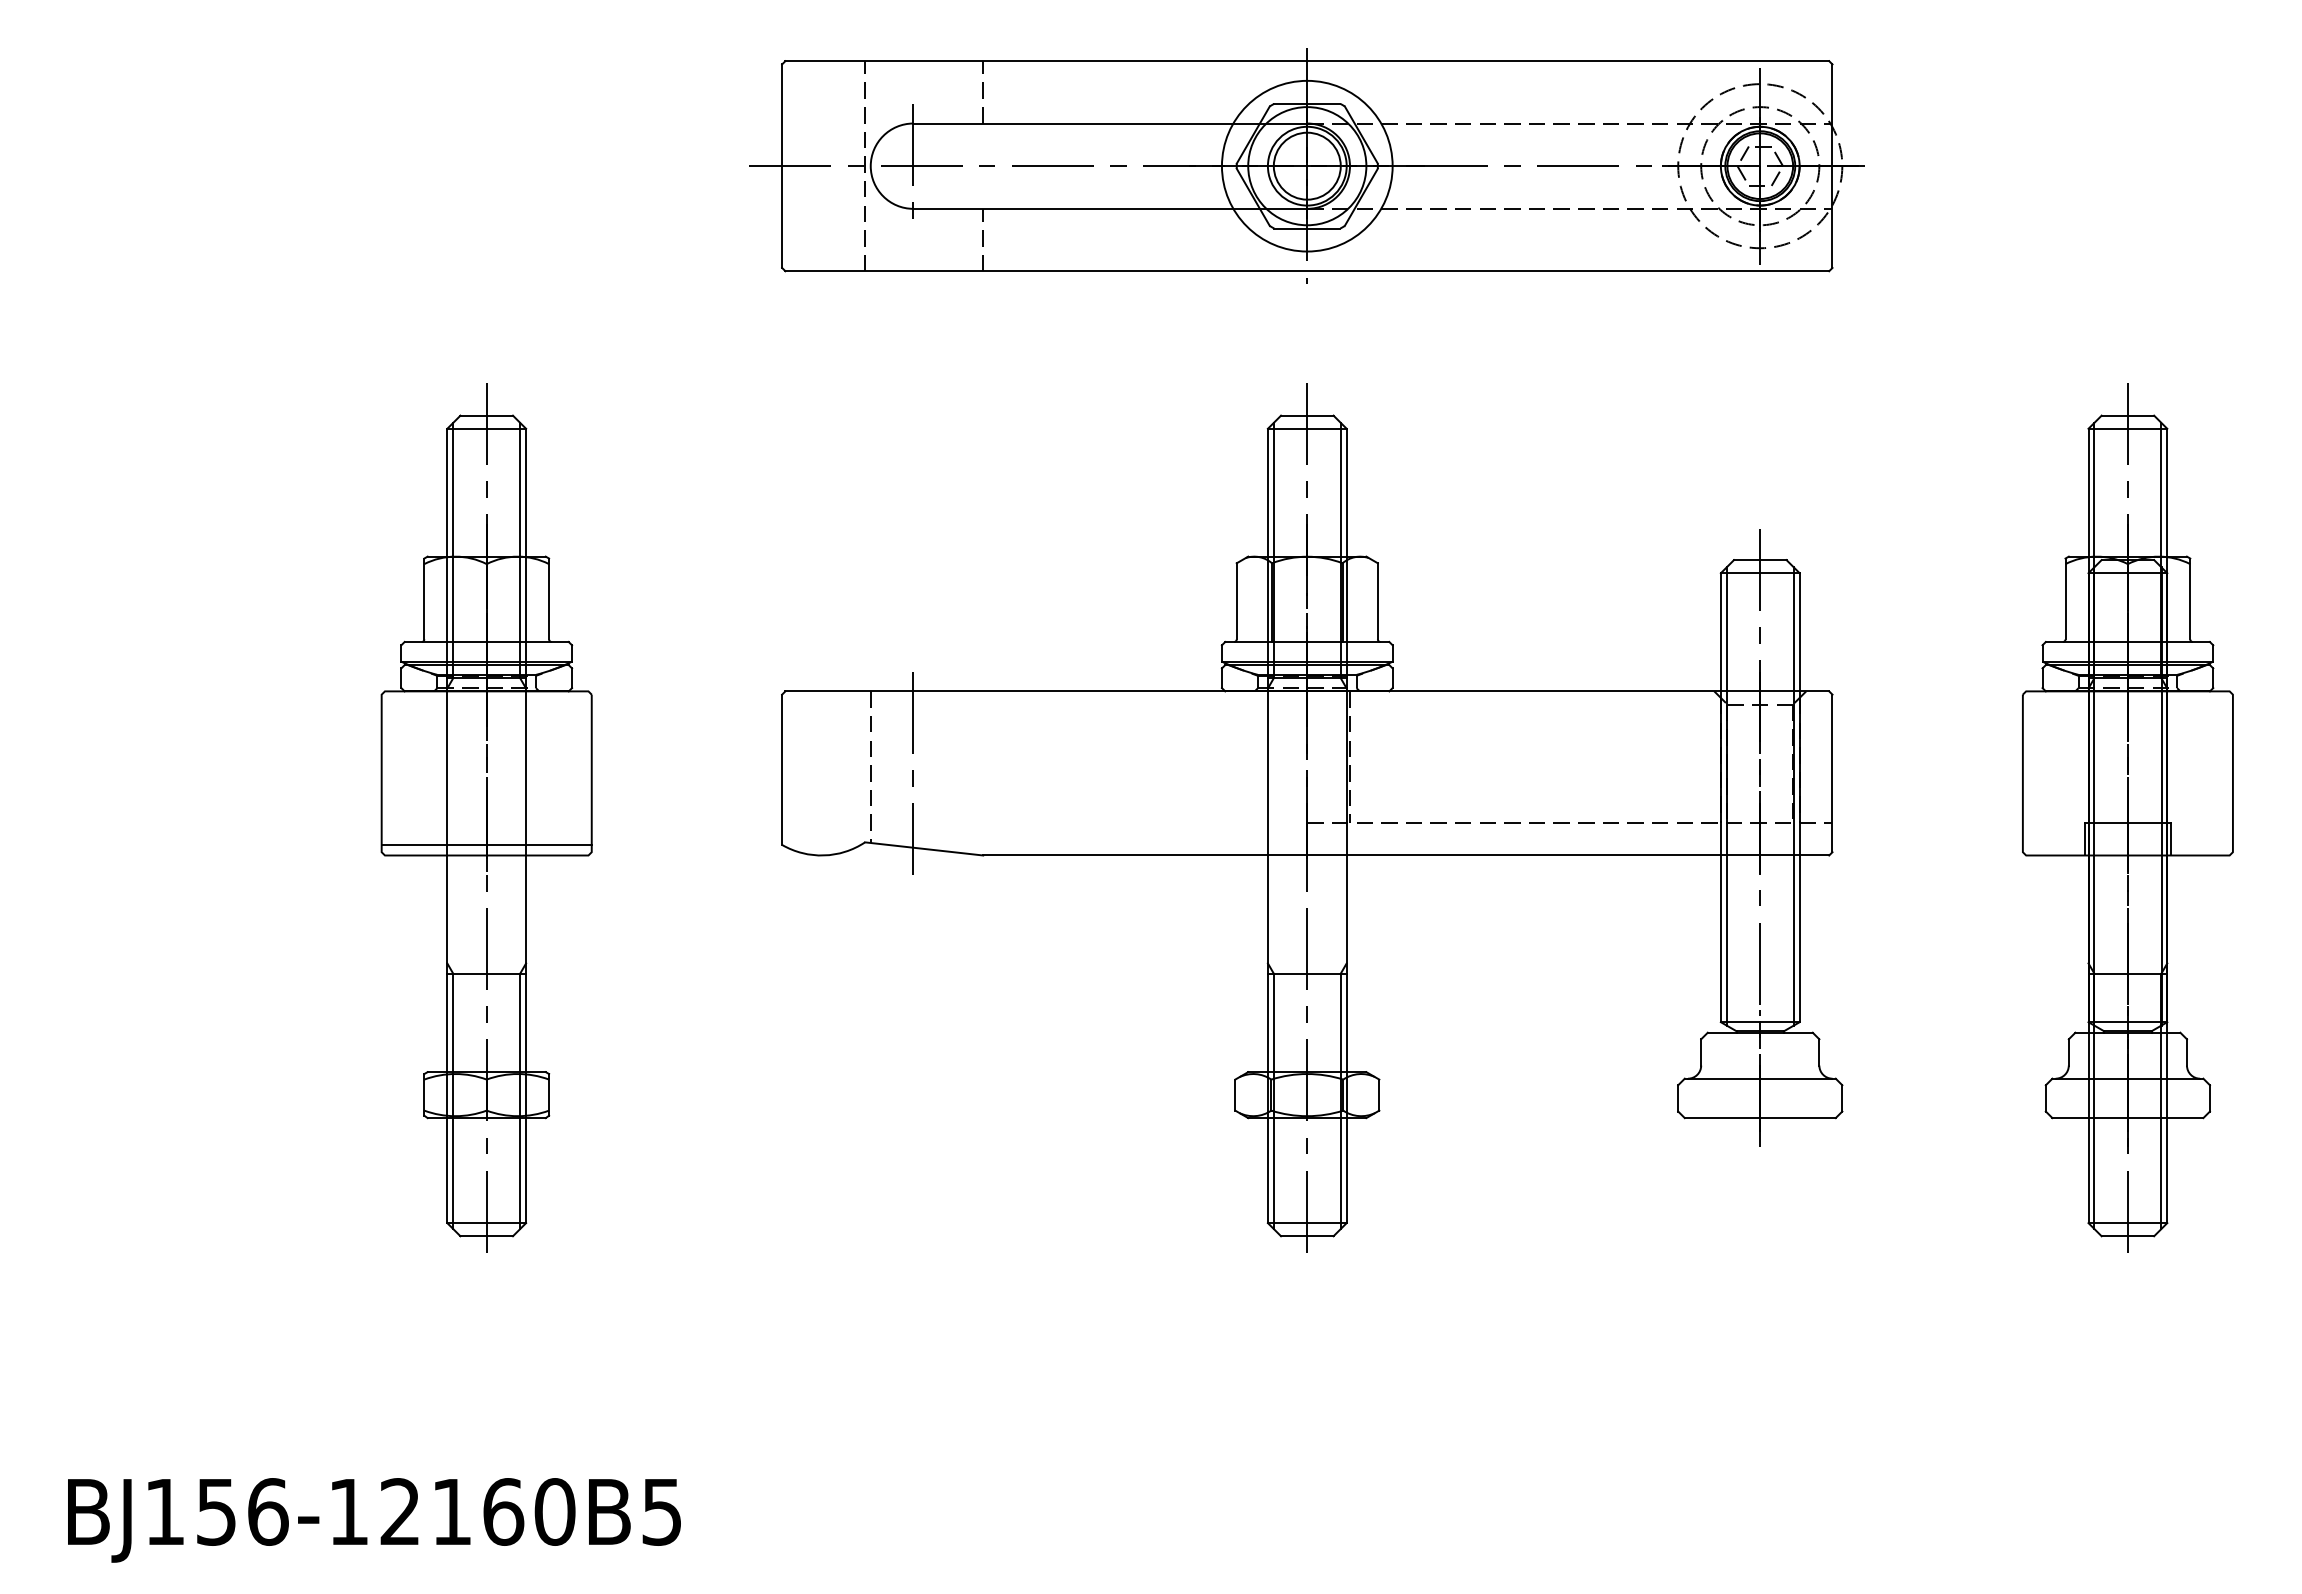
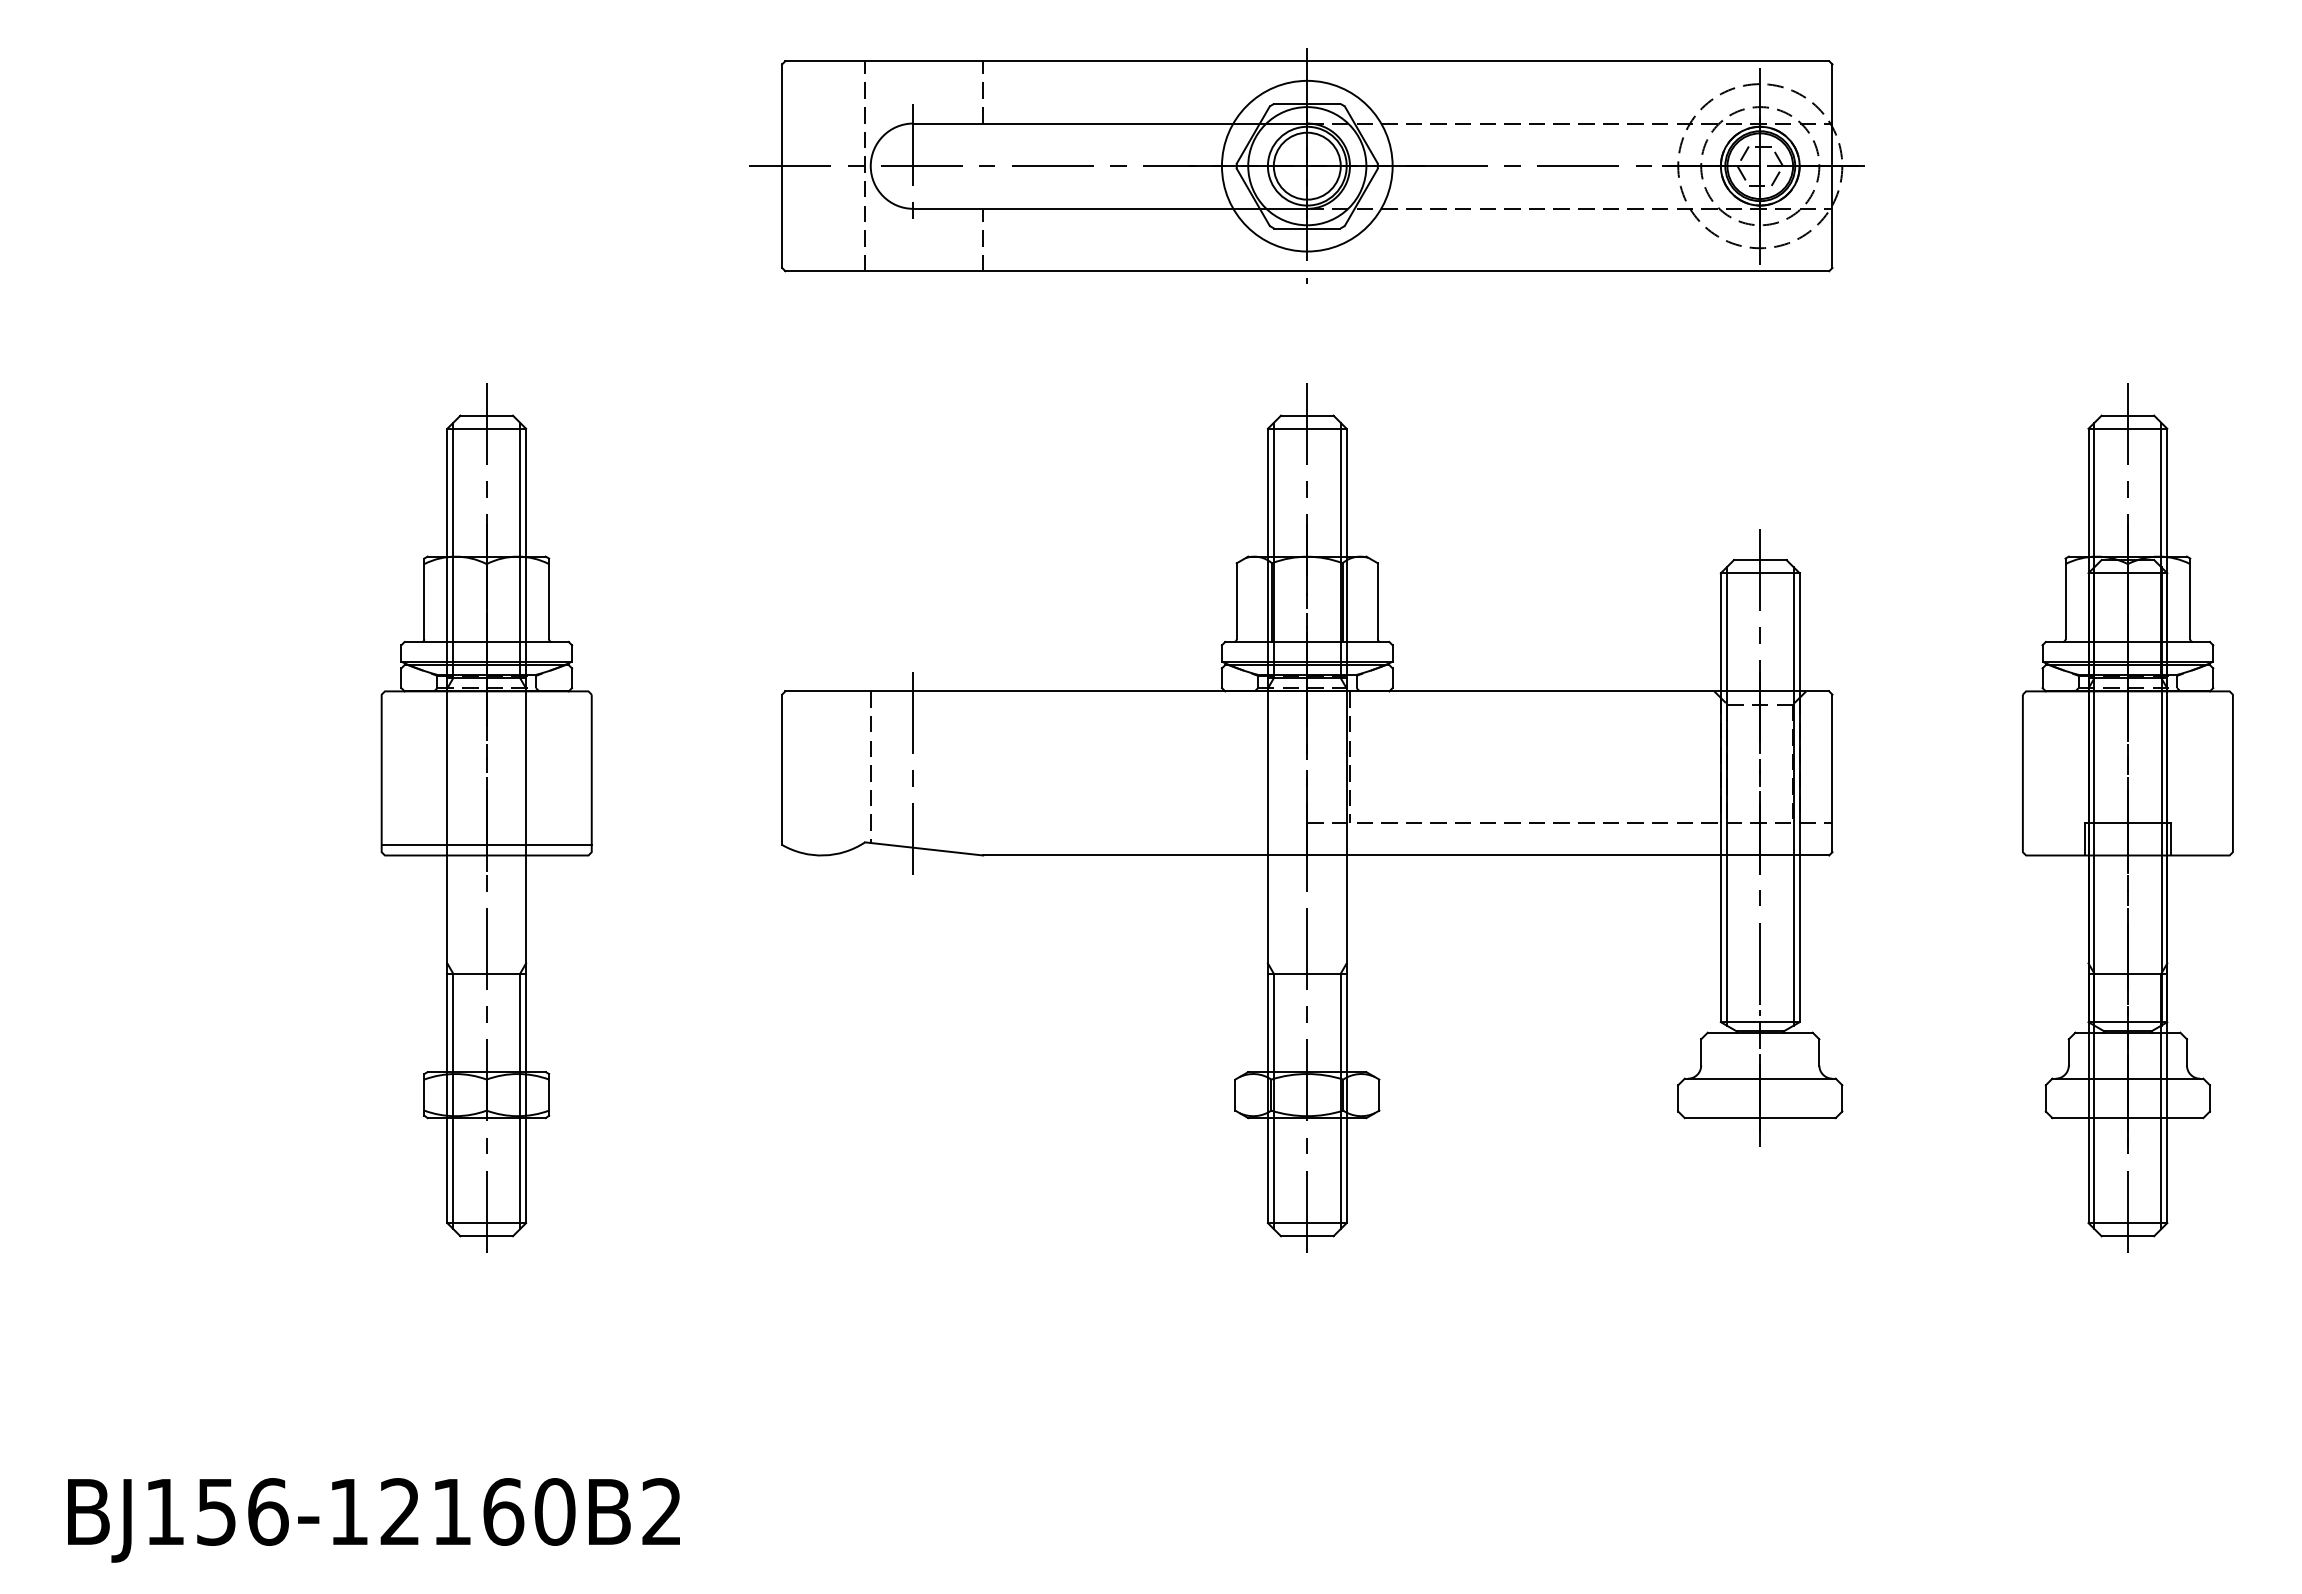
text: BJ156-12160B5 -> BJ156-12160B2 (661, 1511)
